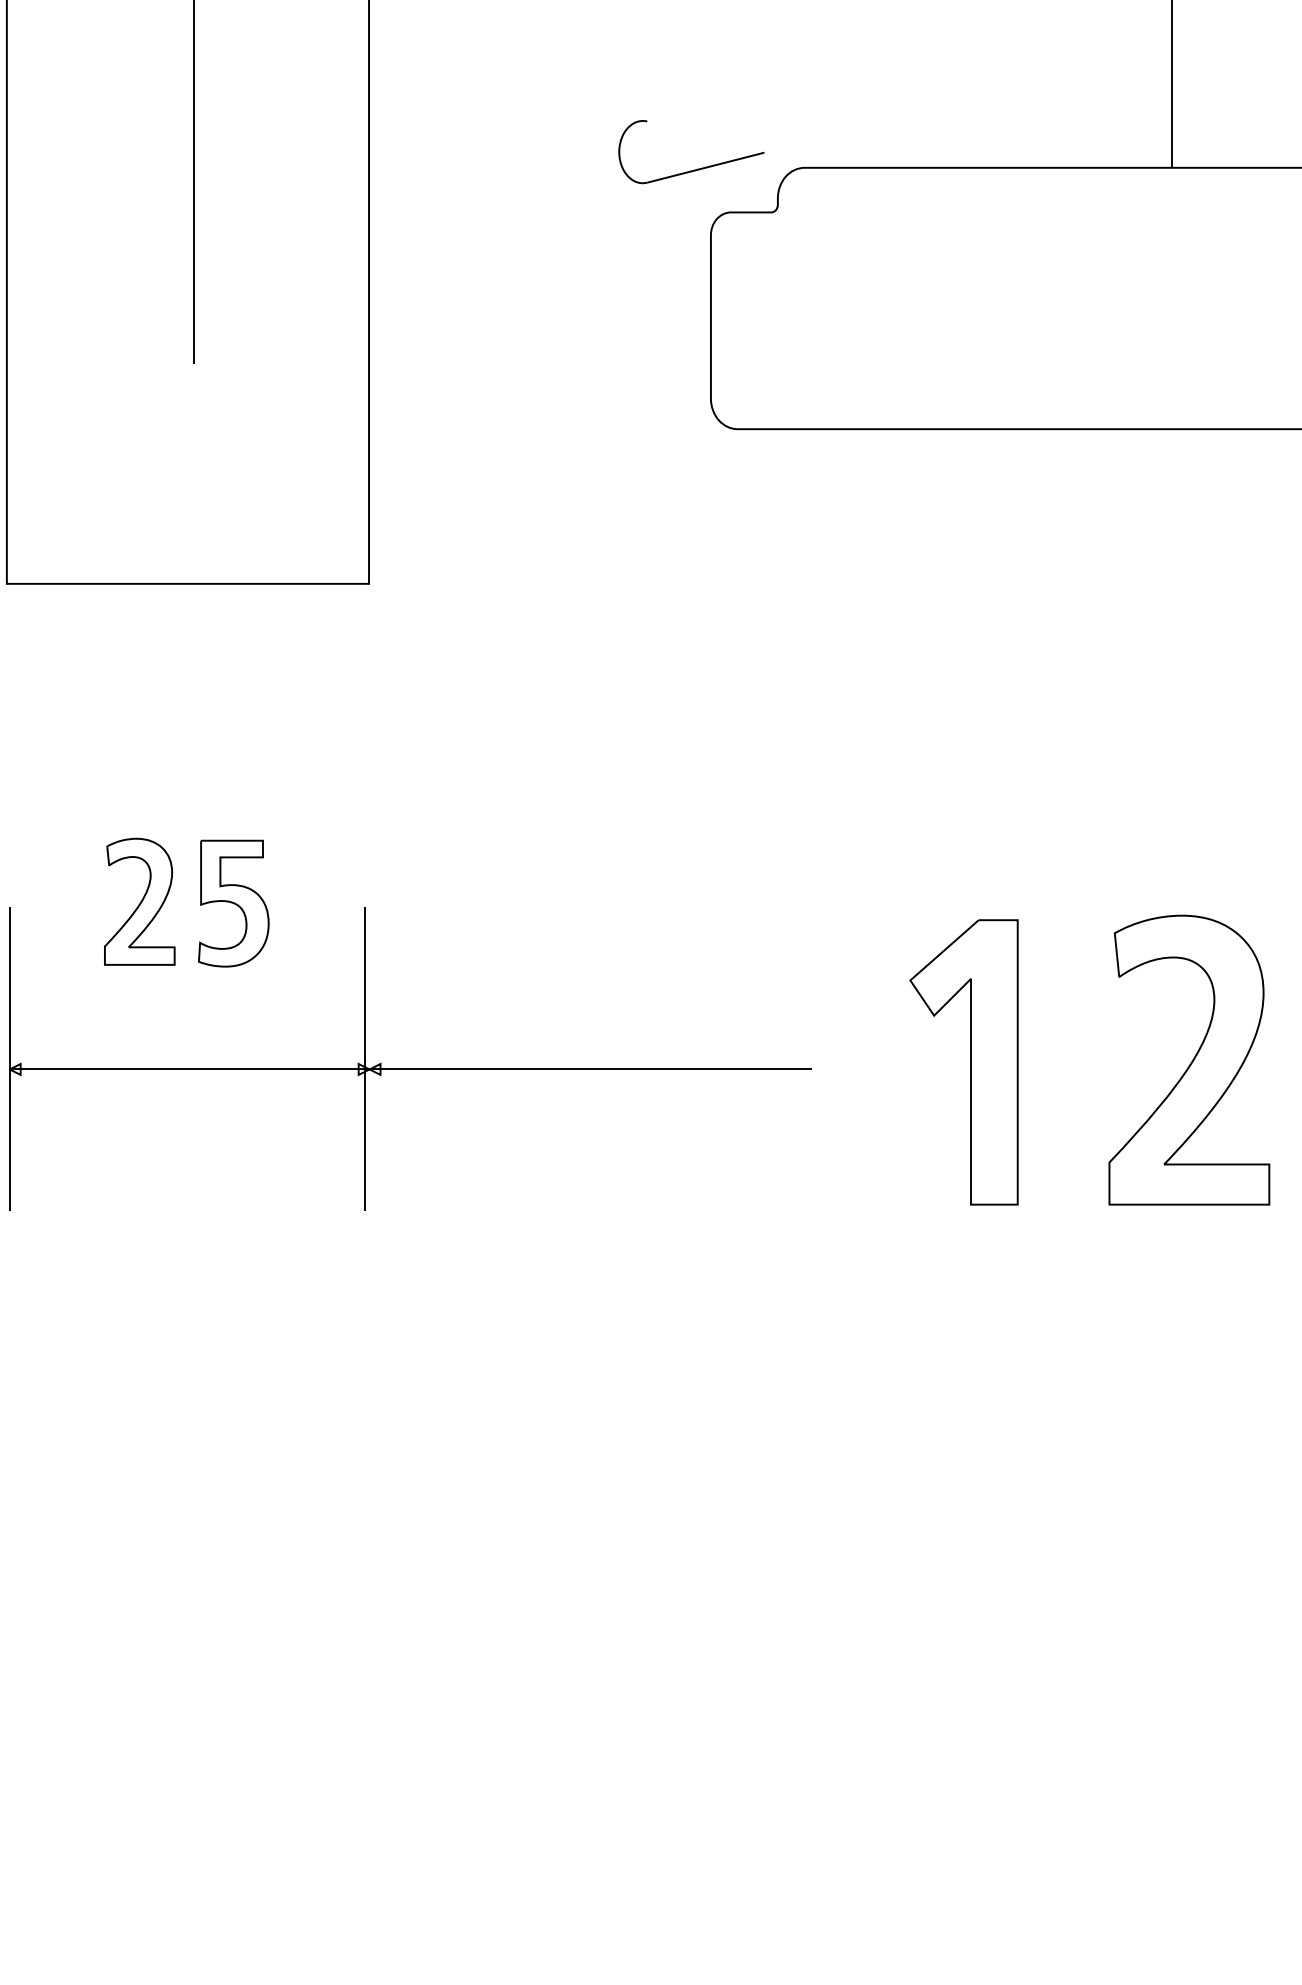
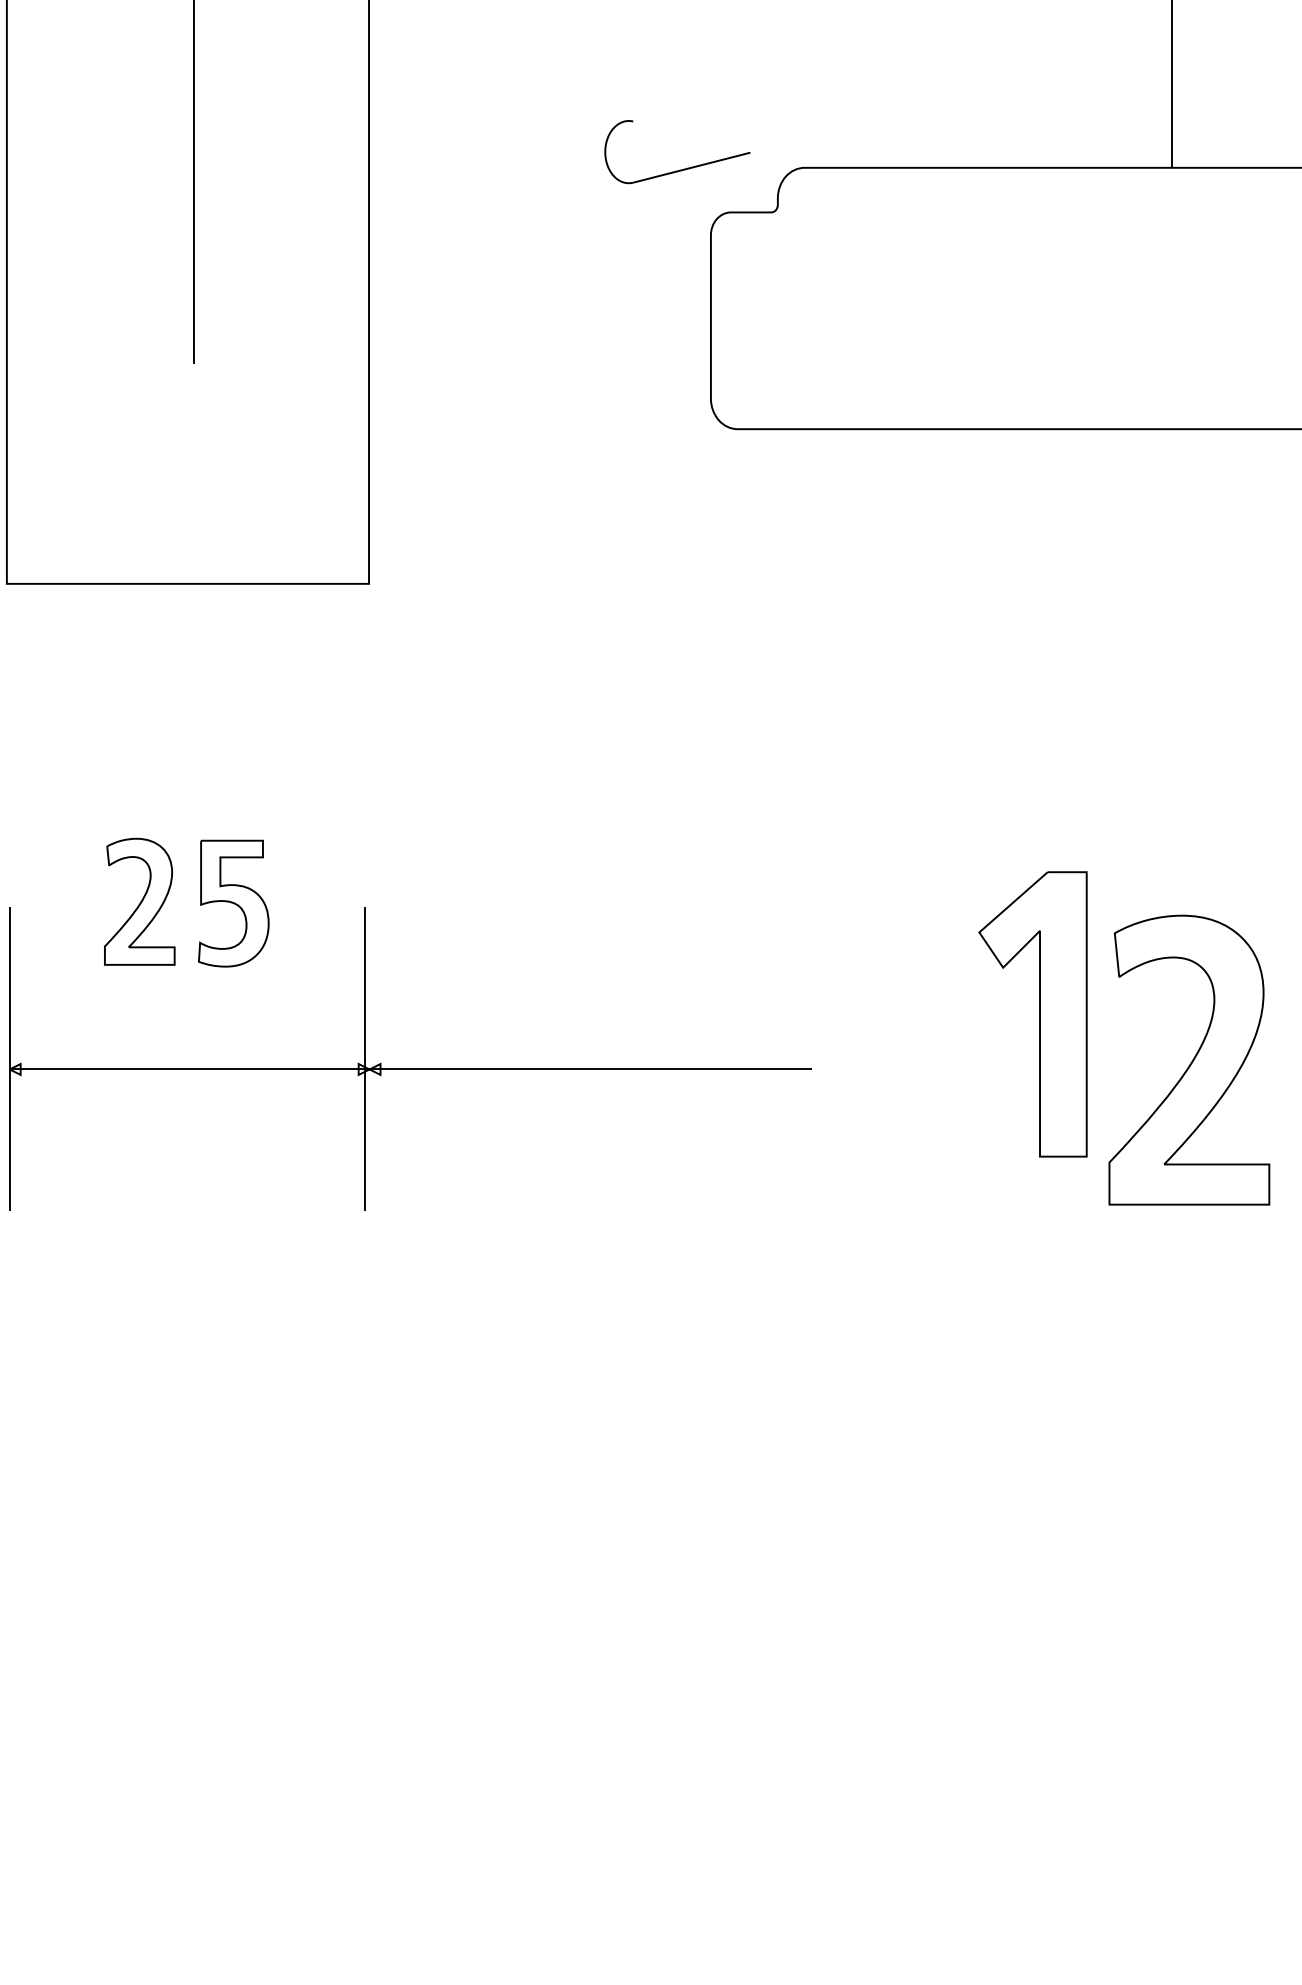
part position: (697, 168) -> (683, 168) (683, 168)
part position: (970, 1062) -> (1039, 1014) (1039, 1014)
